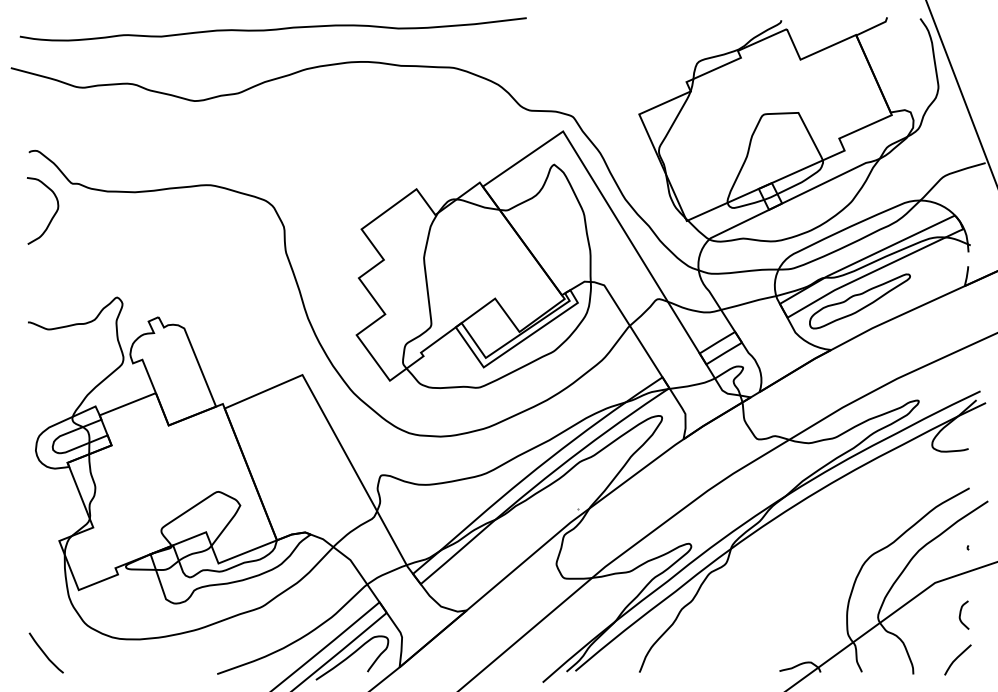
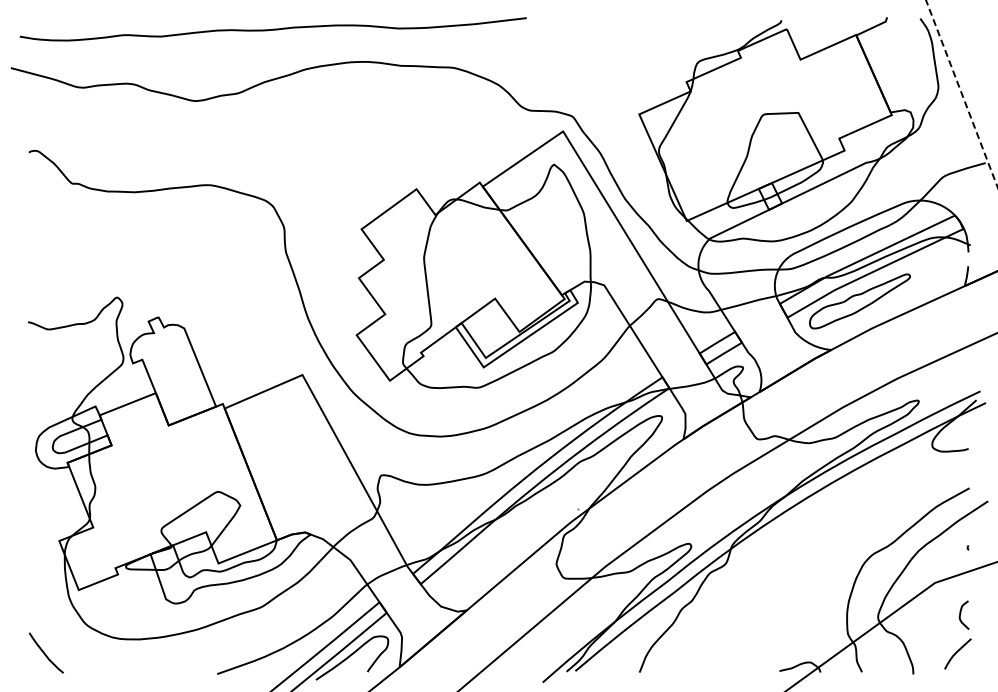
line: solid -> dashed (961, 94)
curve: present -> none (53, 214)
curve position: (957, 658) -> (957, 652) (957, 652)
